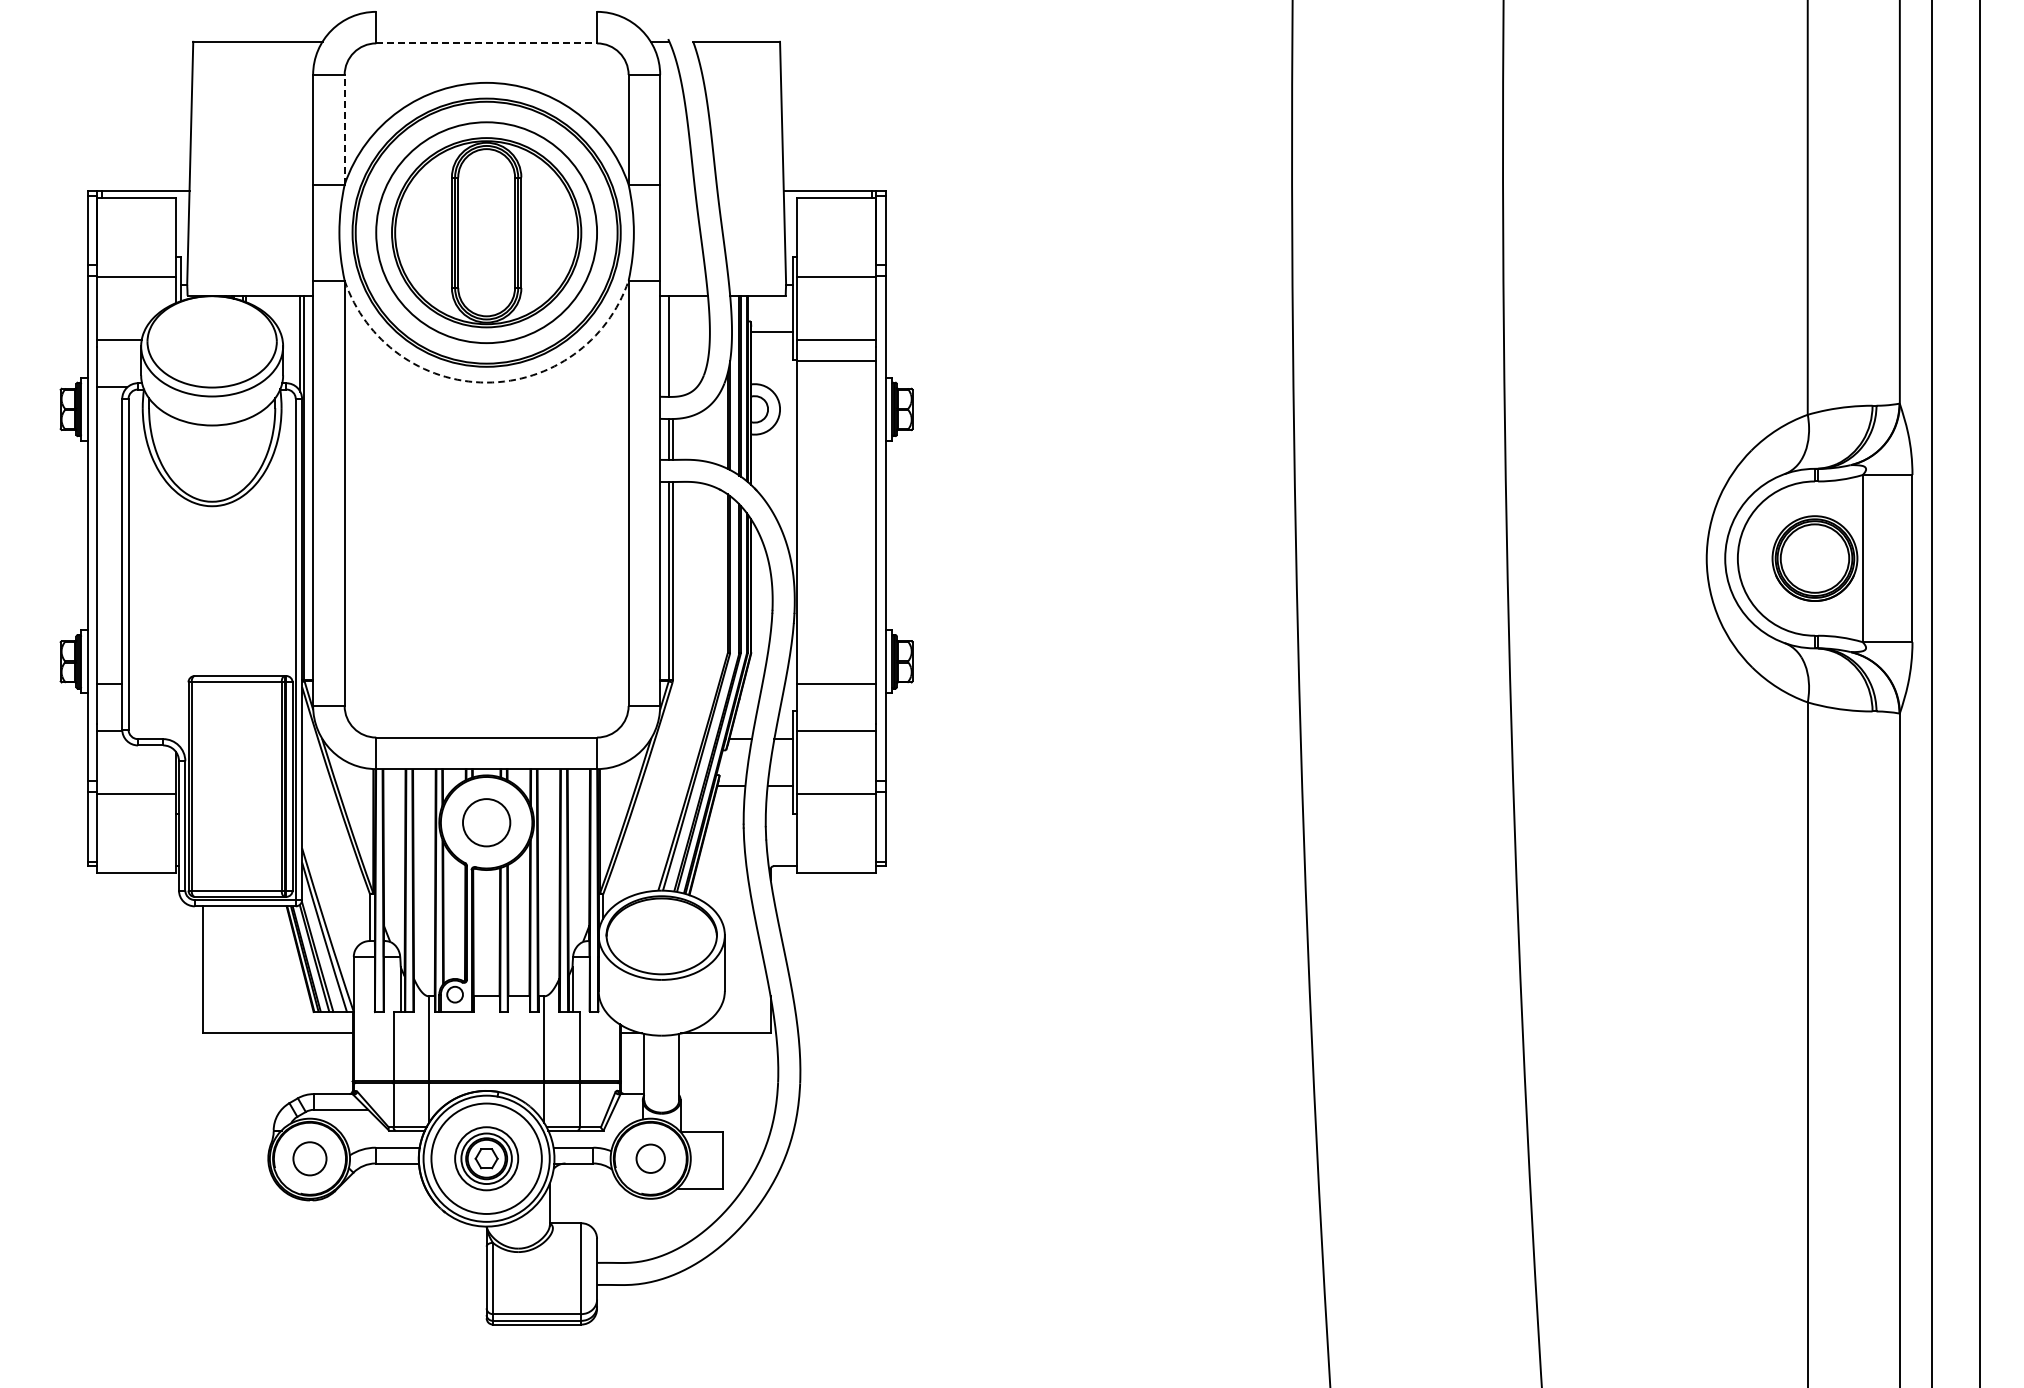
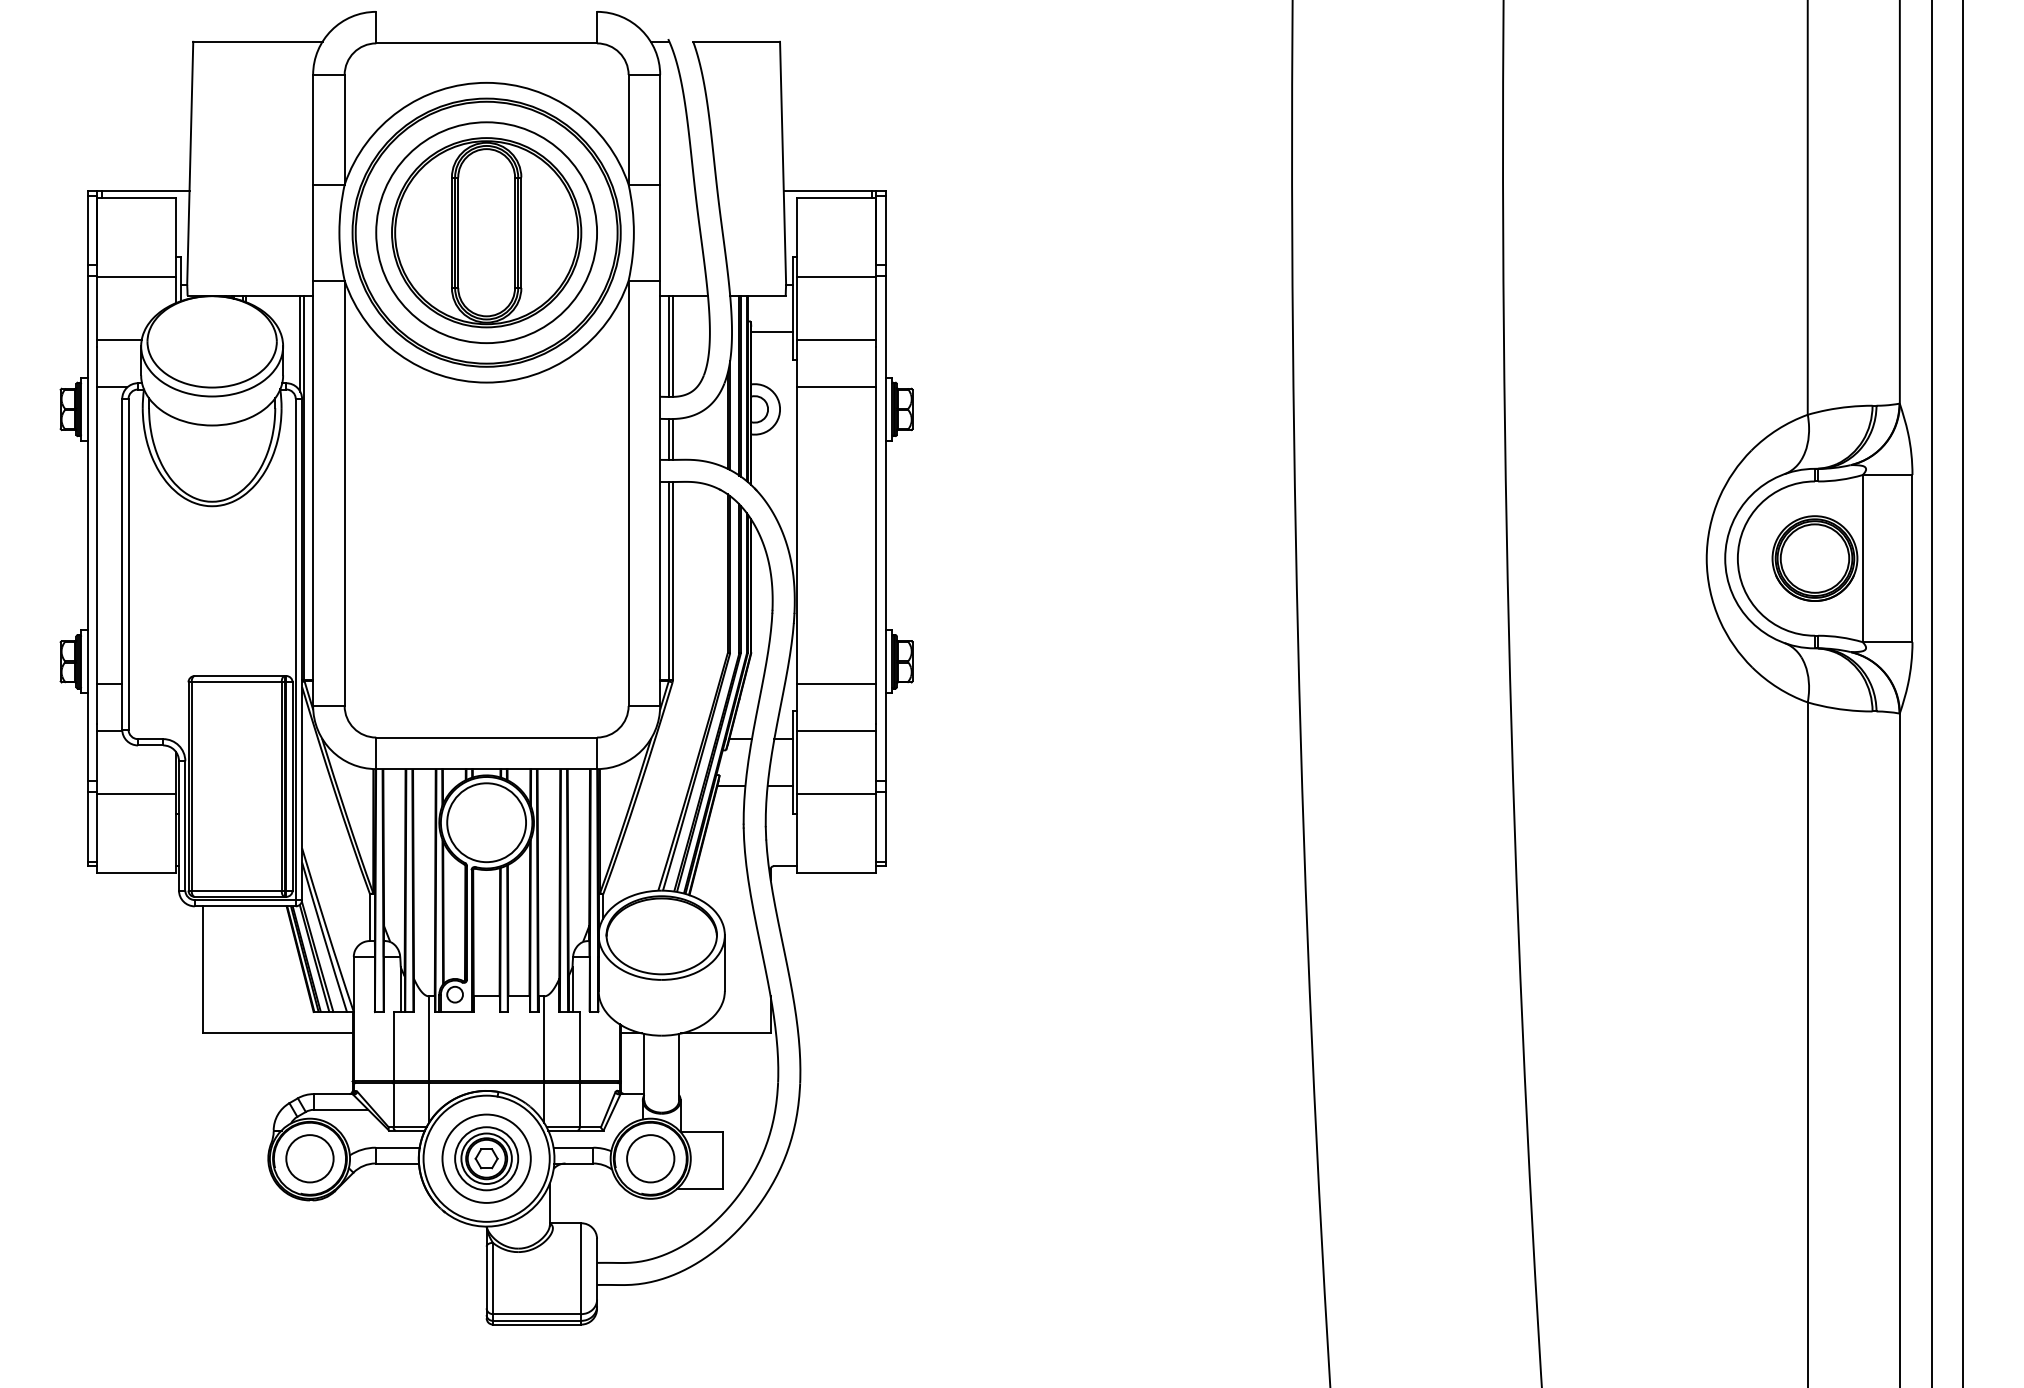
line: dashed -> solid (487, 43)
line: dashed -> solid (344, 129)
line: none -> present (672, 345)
line position: (836, 361) -> (836, 387) (836, 387)
arc: dashed -> solid (486, 382)
line position: (1980, 693) -> (1963, 693) (1963, 693)
circle diameter: 47 px -> 79 px (486, 822)
circle size: 36x36 px -> 50x50 px (309, 1158)
circle diameter: 110 px -> 88 px (486, 1158)
circle diameter: 28 px -> 47 px (650, 1158)
